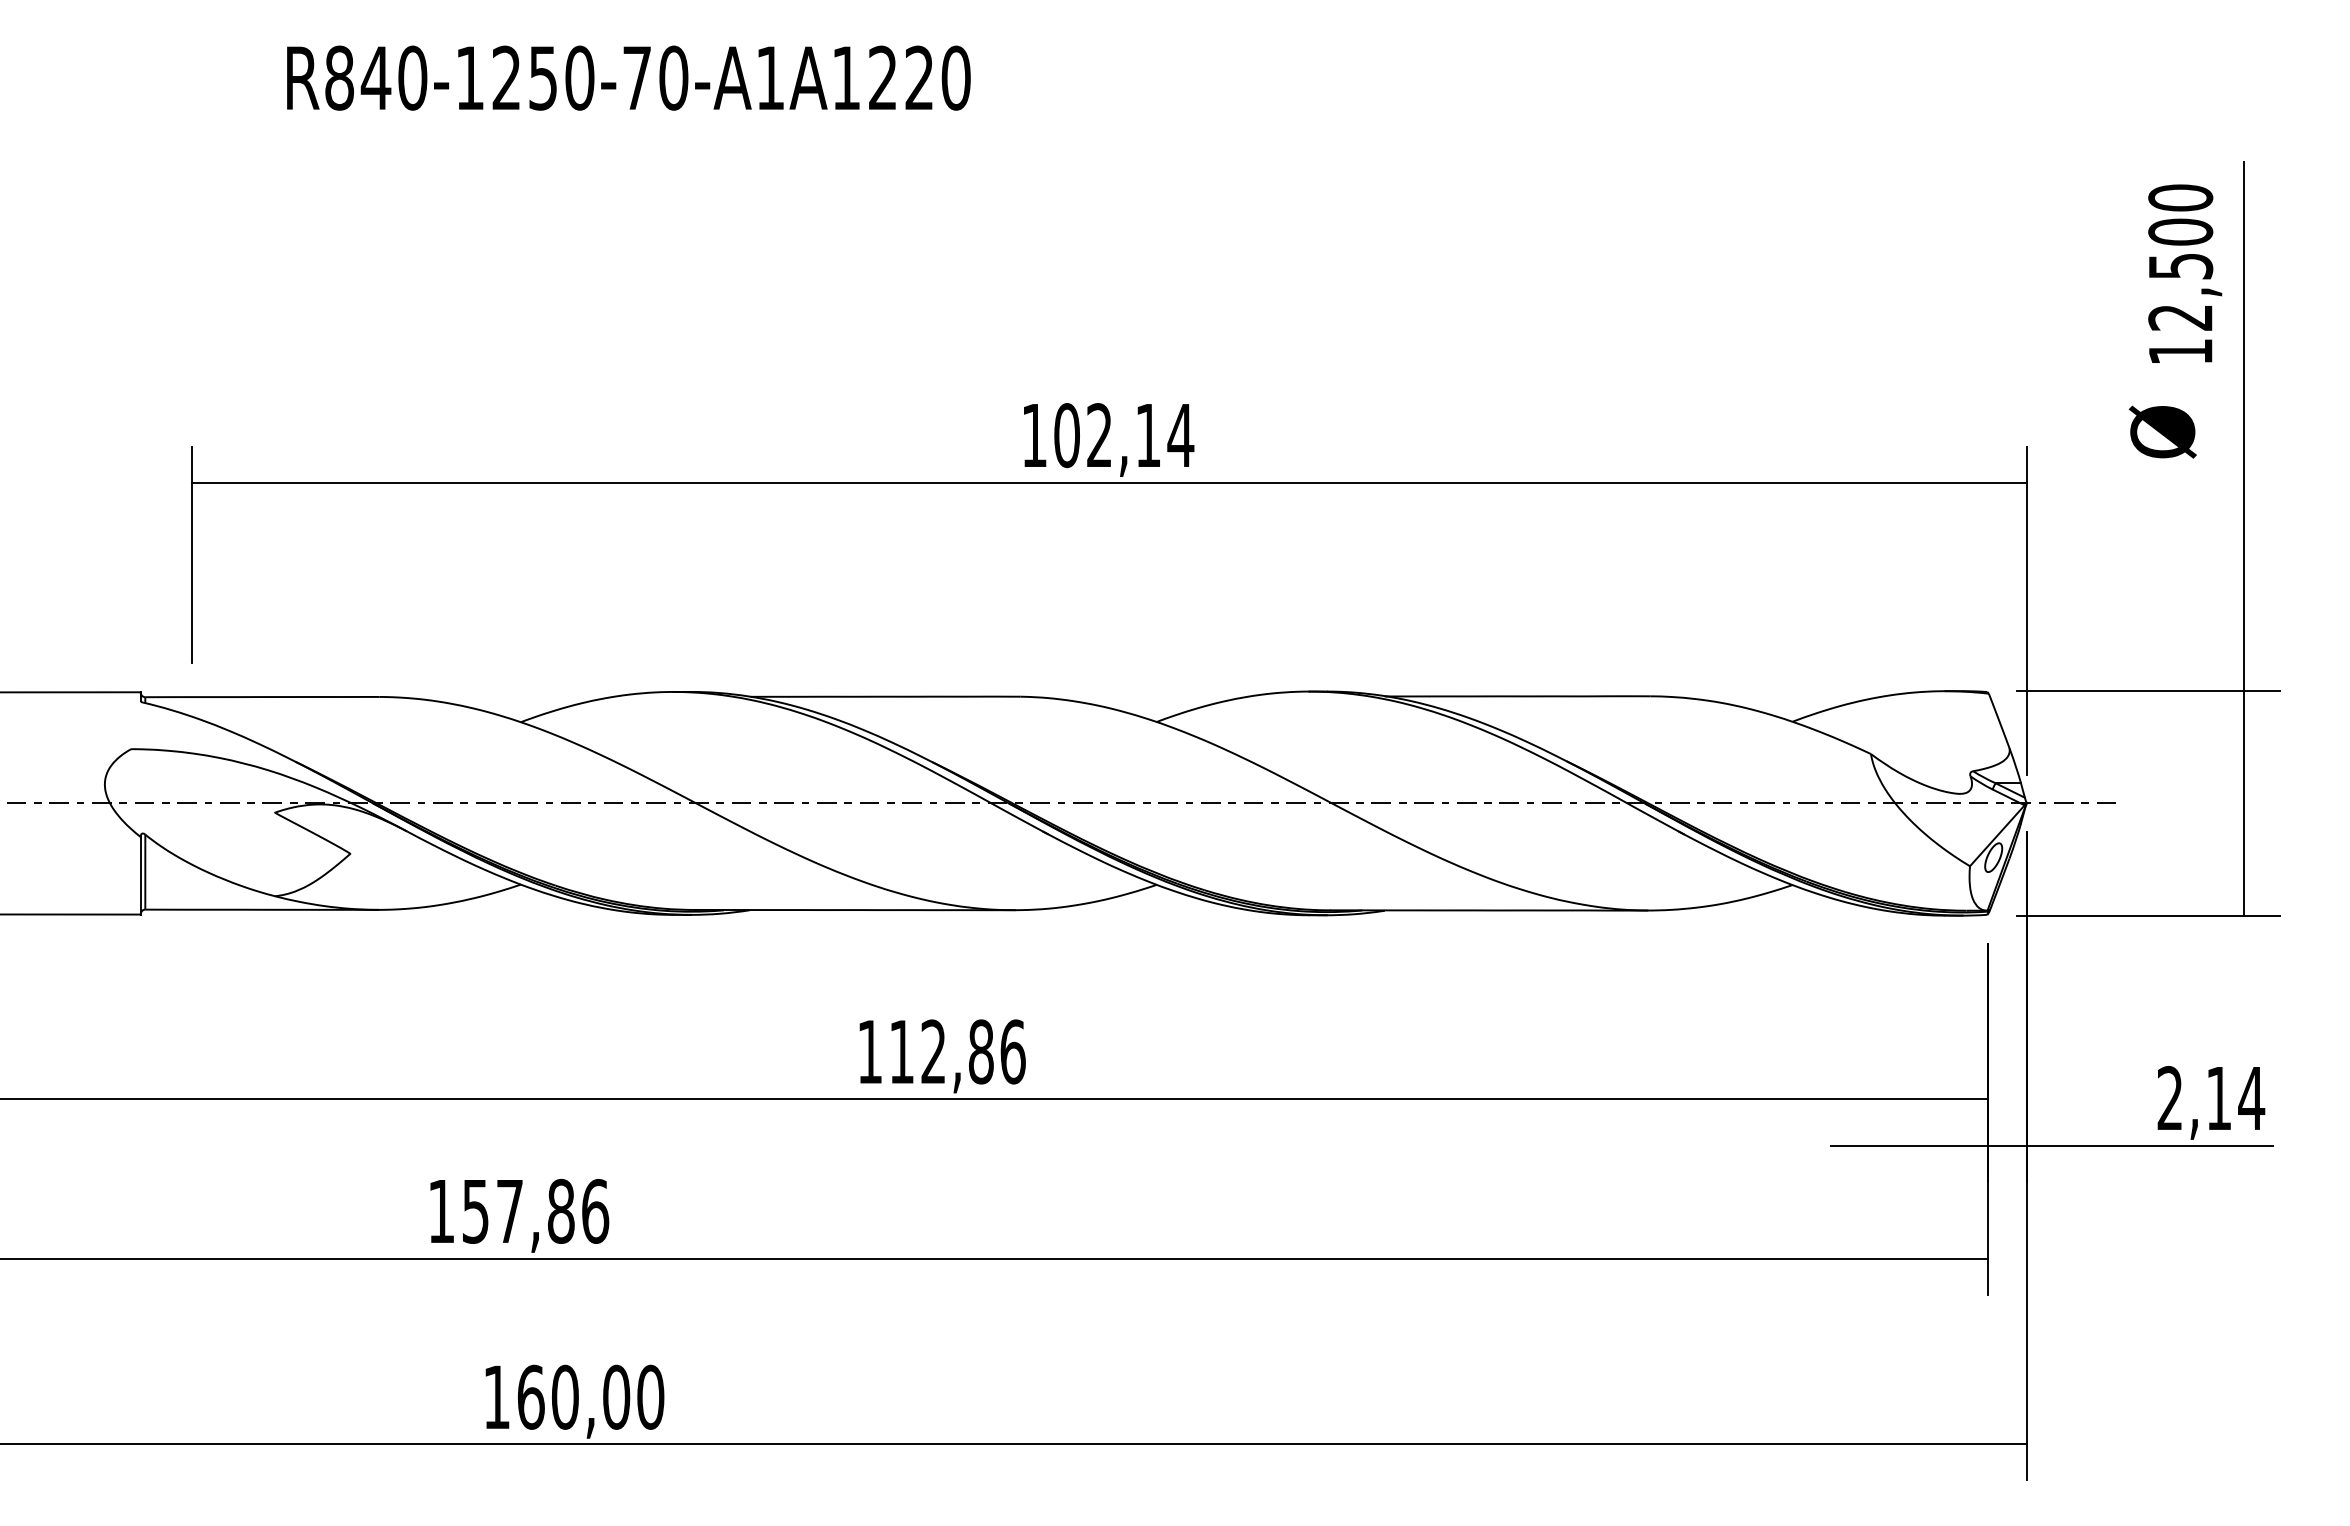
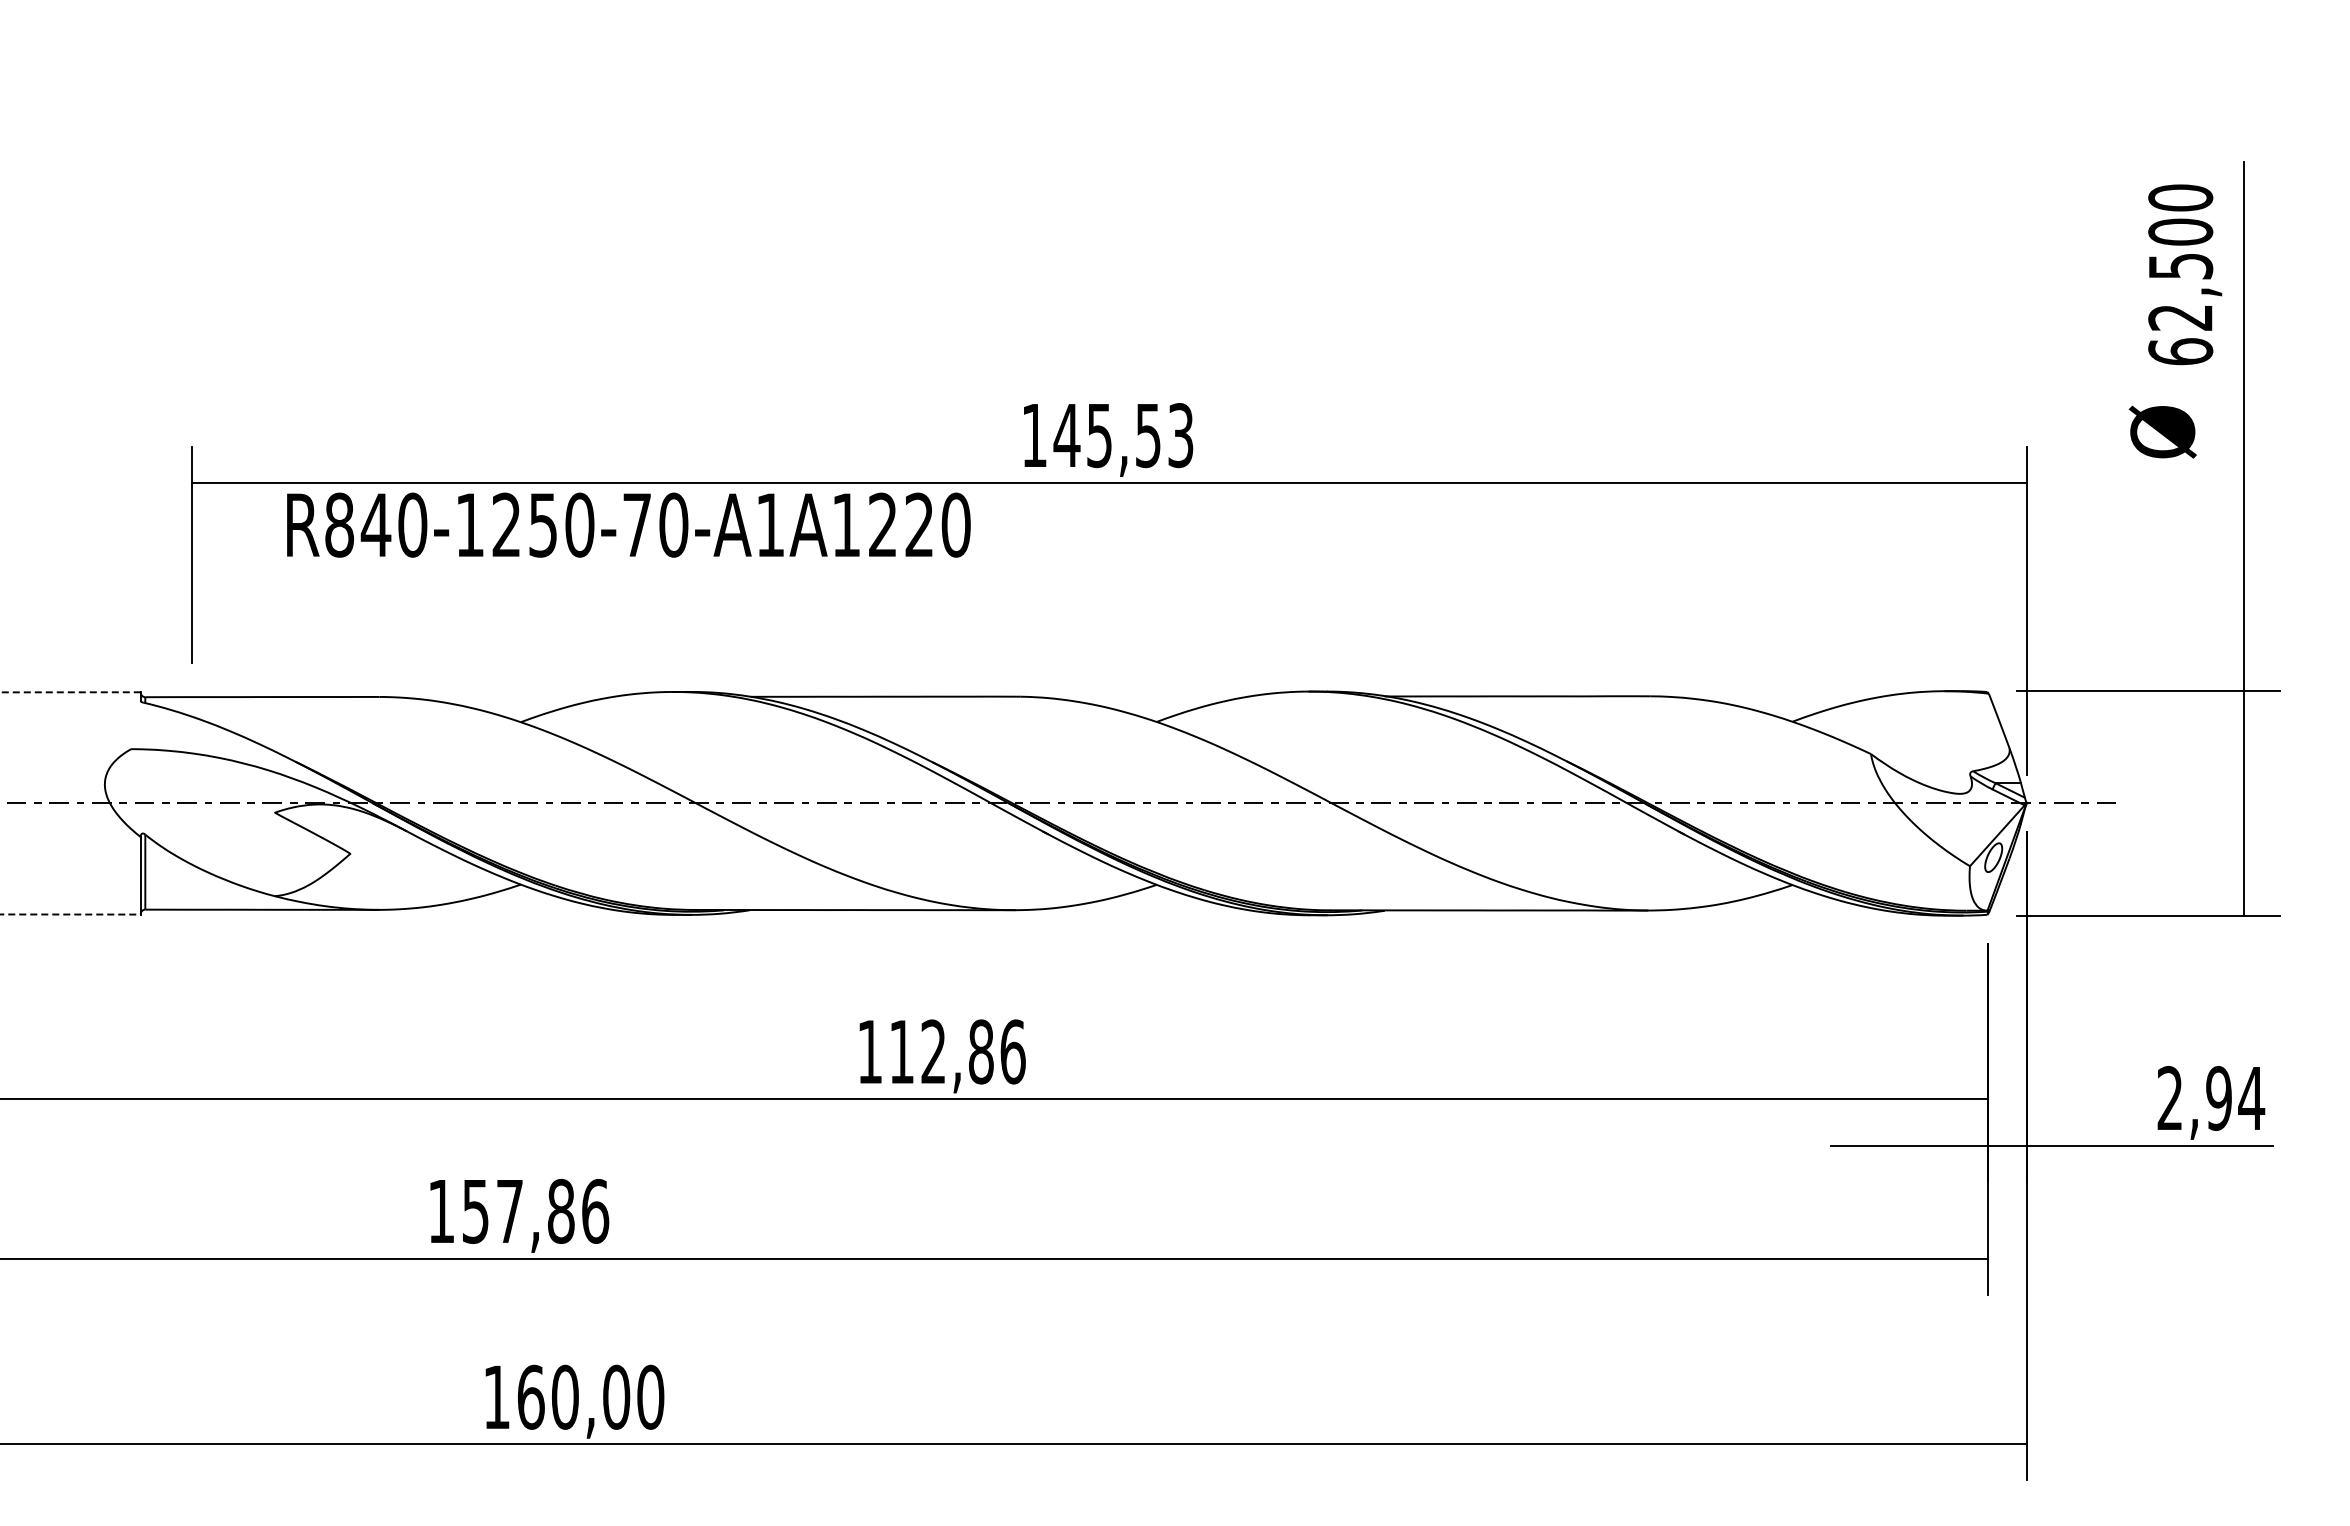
text position: (628, 77) -> (628, 524) (628, 524)
text: 12,500 -> 62,500 (2180, 351)
text: 102,14 -> 145,53 (1123, 435)
line: solid -> dashed (70, 692)
line: solid -> dashed (71, 914)
text: 2,14 -> 2,94 (2218, 1098)
